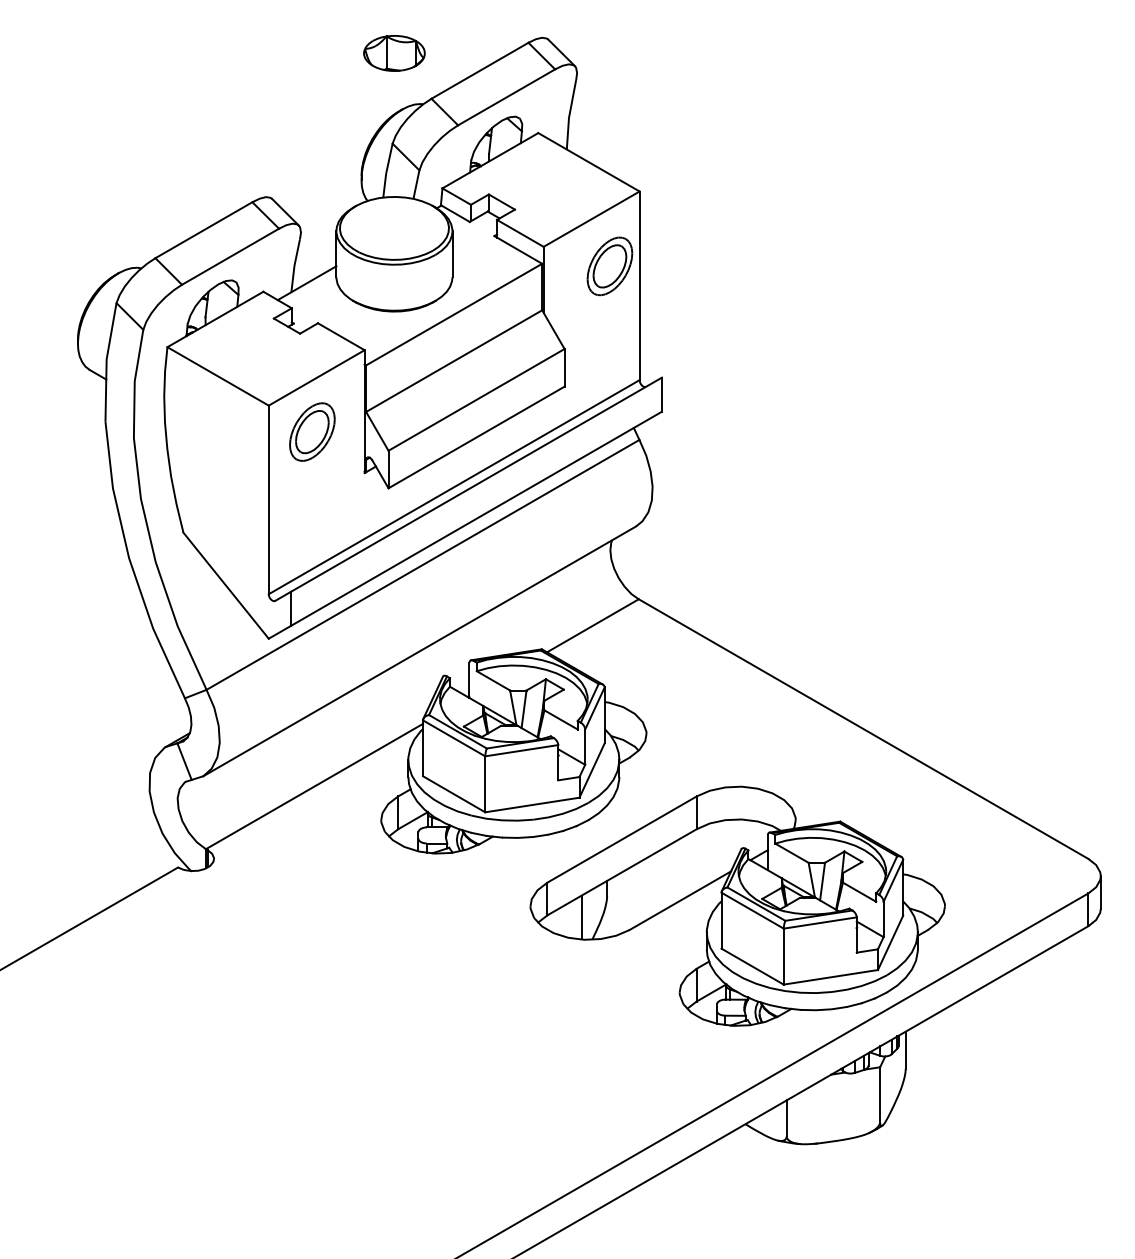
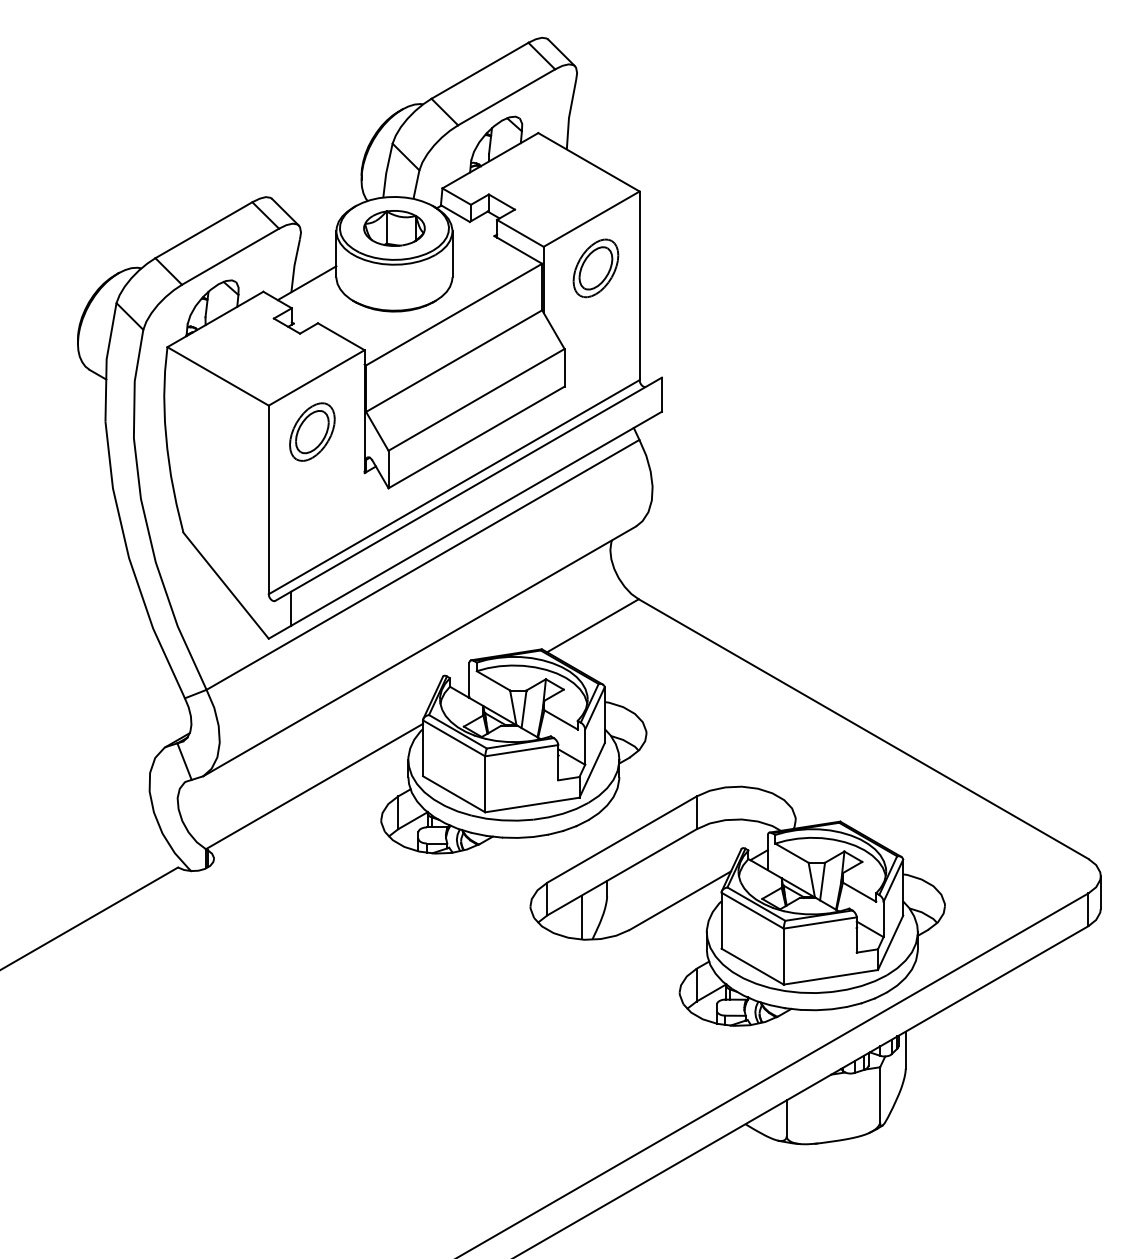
part position: (394, 53) -> (394, 228) (394, 228)
part position: (609, 266) -> (595, 268) (595, 268)
